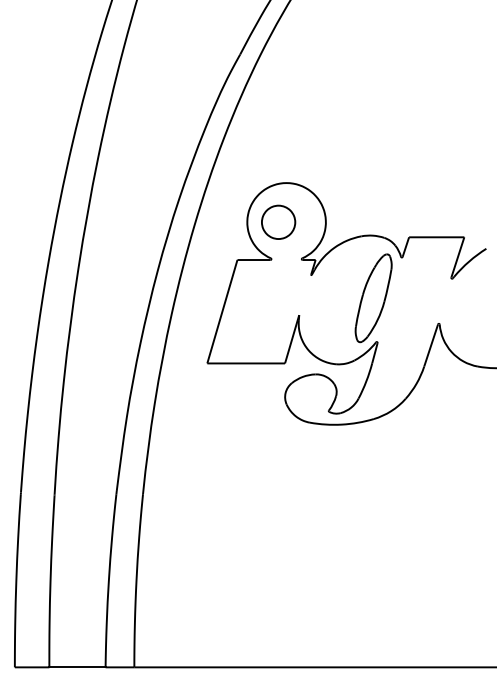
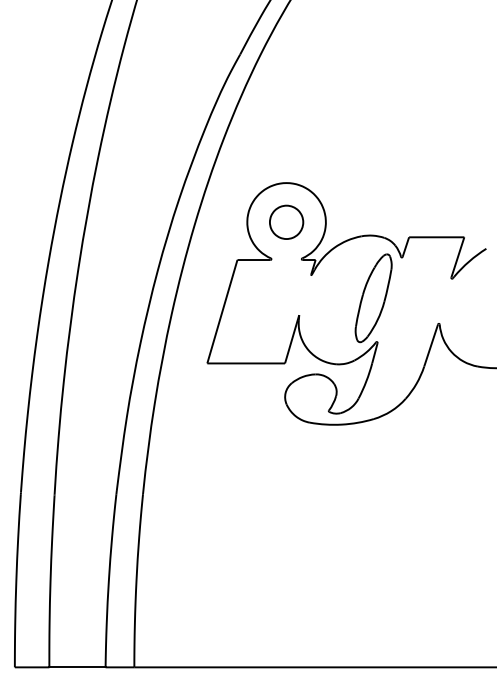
part position: (278, 221) -> (286, 221) (286, 221)
